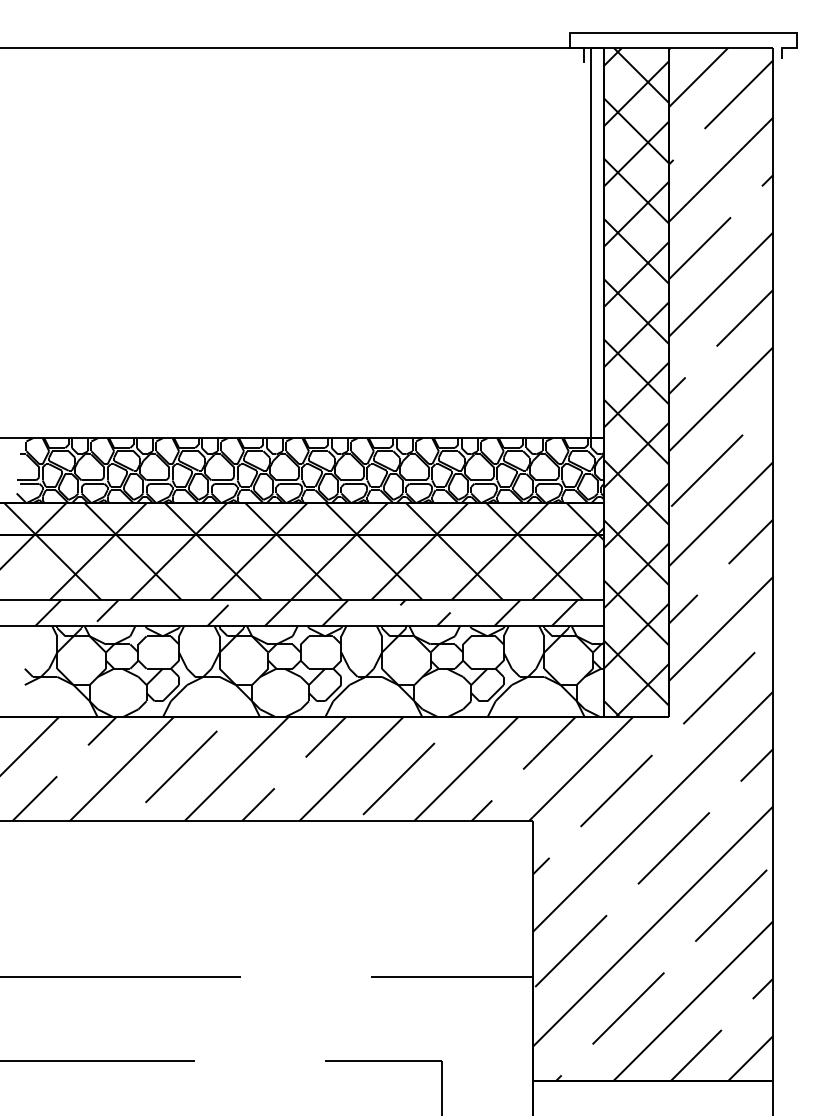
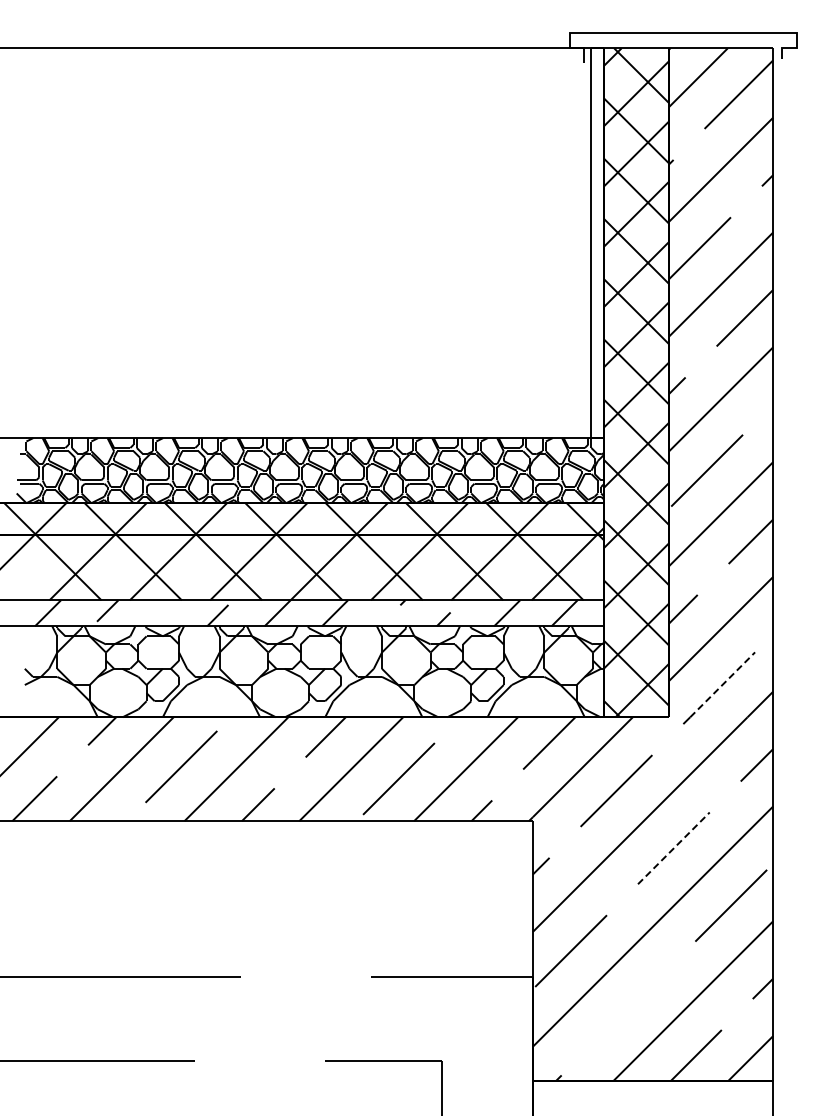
line: solid -> dashed (722, 684)
line: solid -> dashed (673, 848)
line: present -> none (628, 1008)
